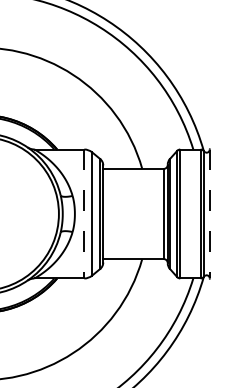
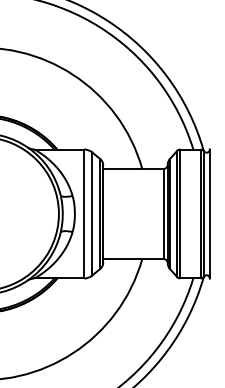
line: dashed -> solid (84, 214)
line: dashed -> solid (209, 214)
